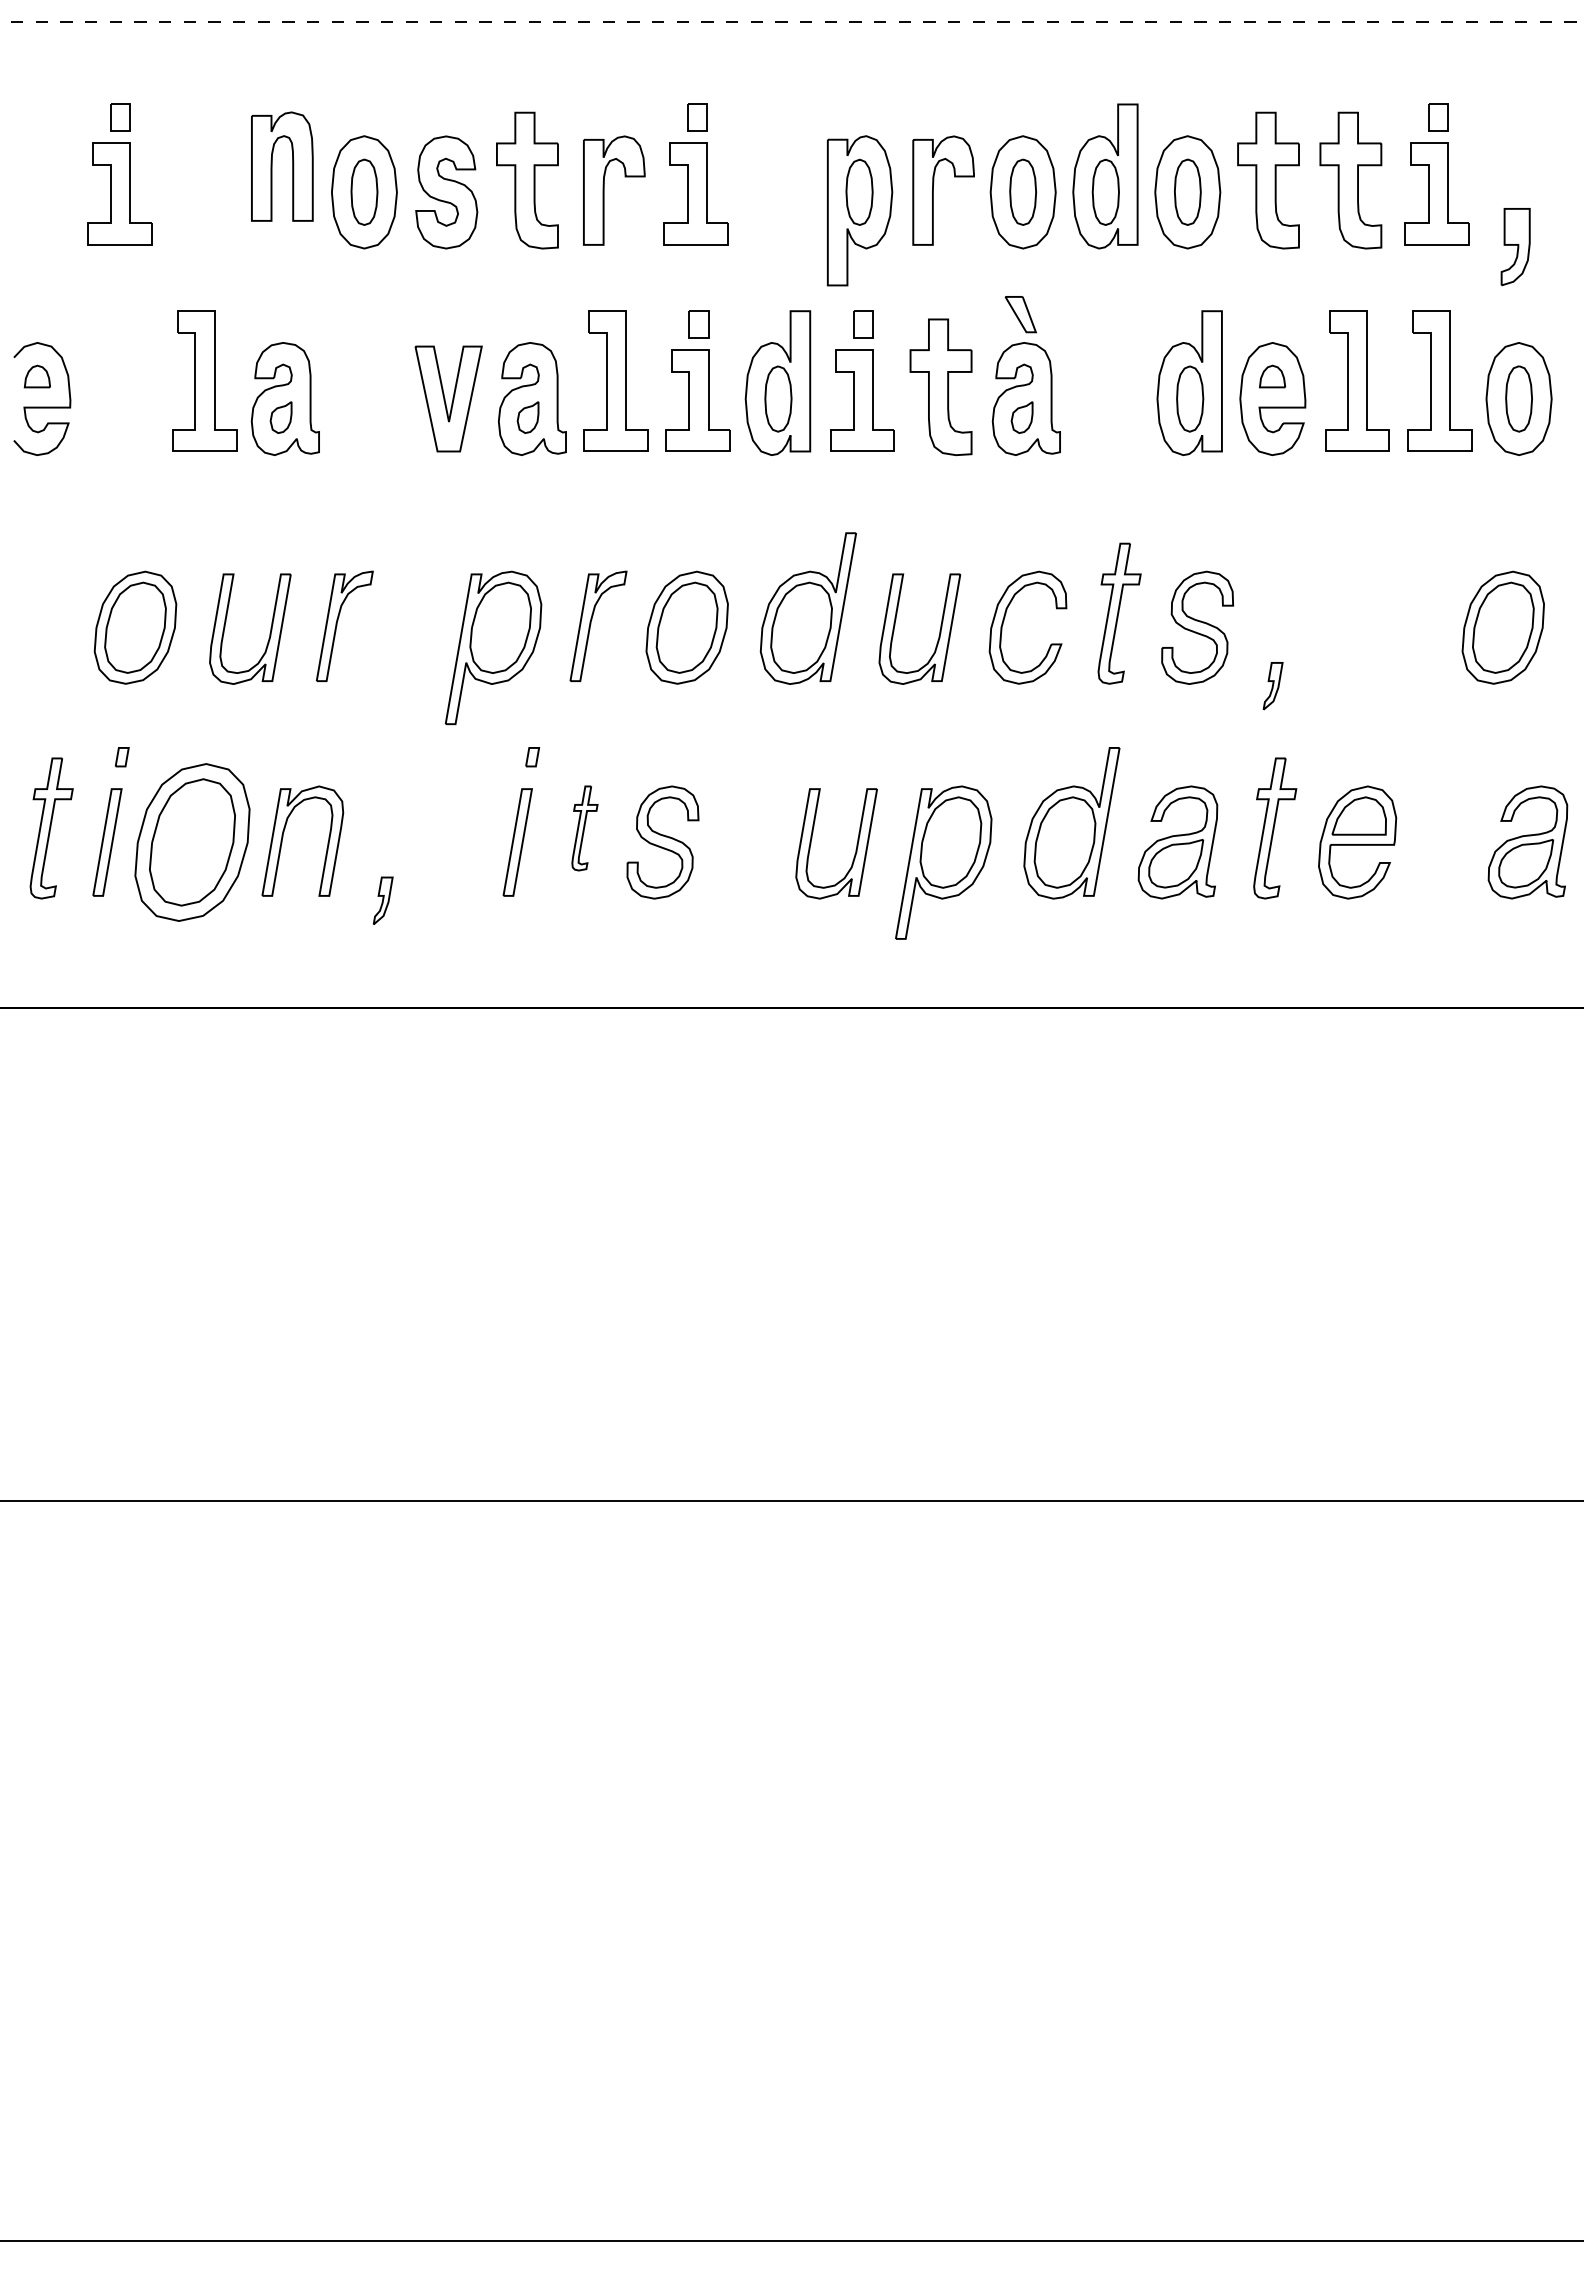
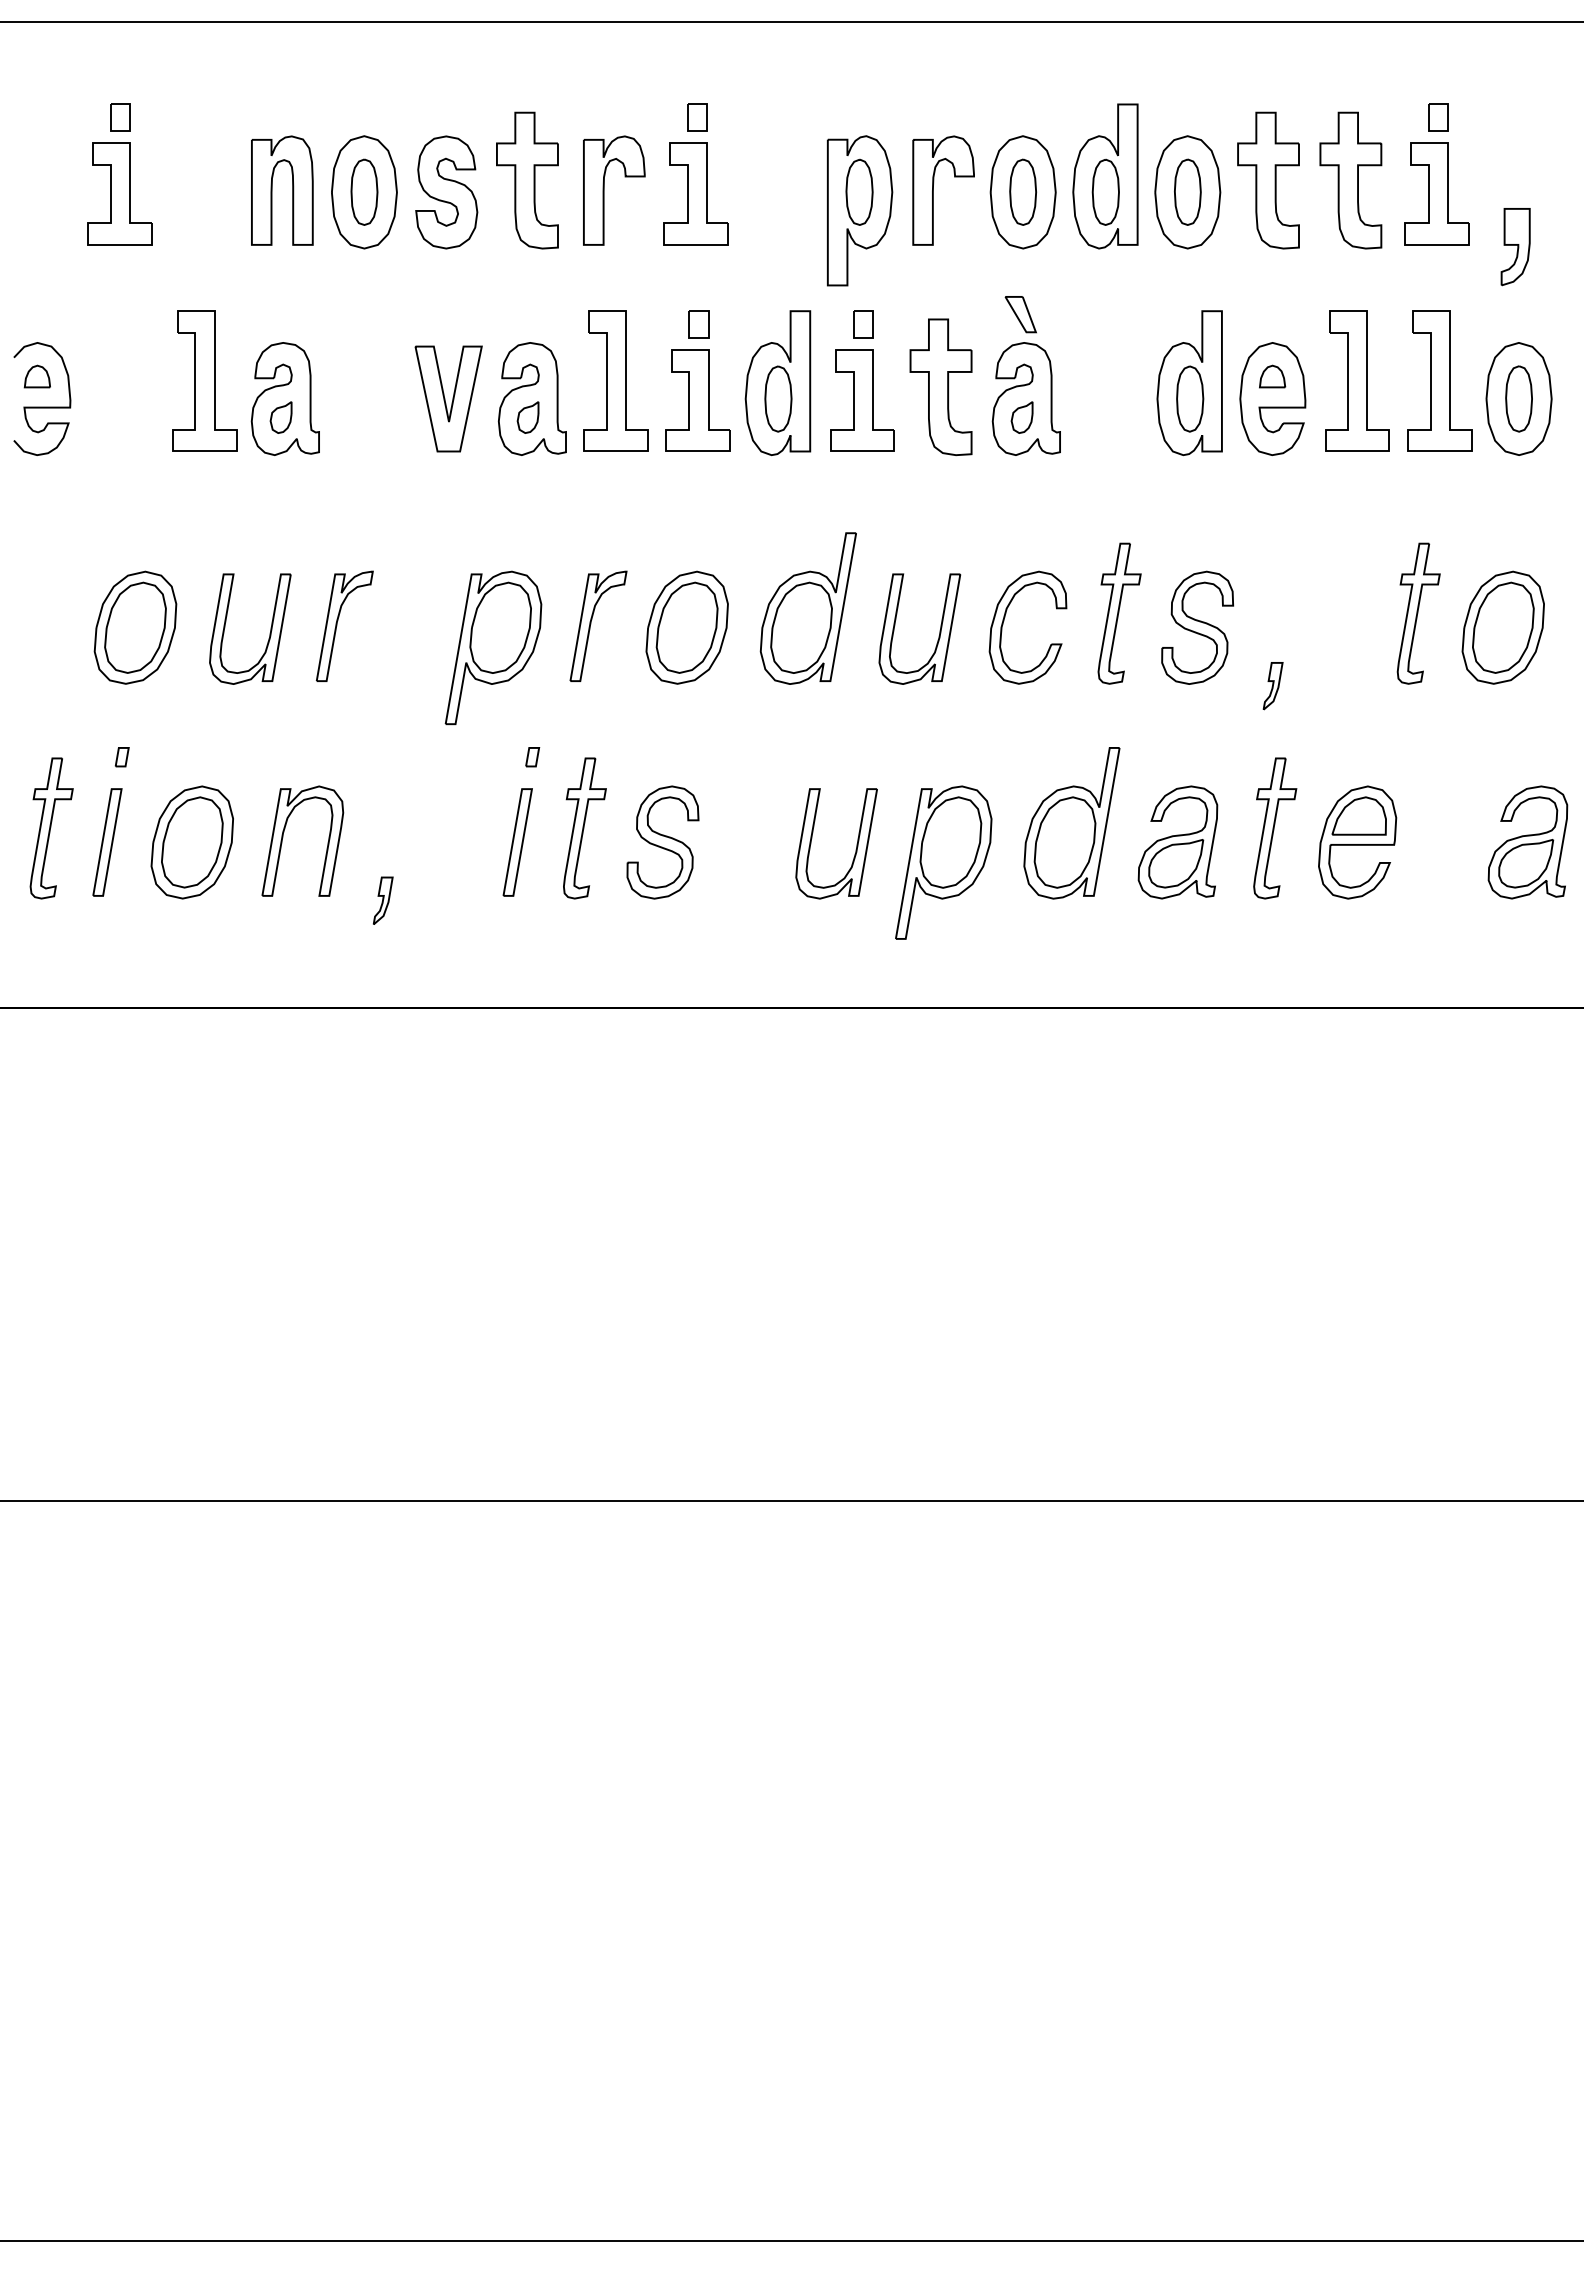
line: dashed -> solid (791, 22)
part position: (272, 166) -> (272, 190) (272, 190)
part: none -> present (1418, 613)
part size: 28x87 px -> 44x143 px (584, 828)
part size: 117x159 px -> 84x115 px (191, 842)
